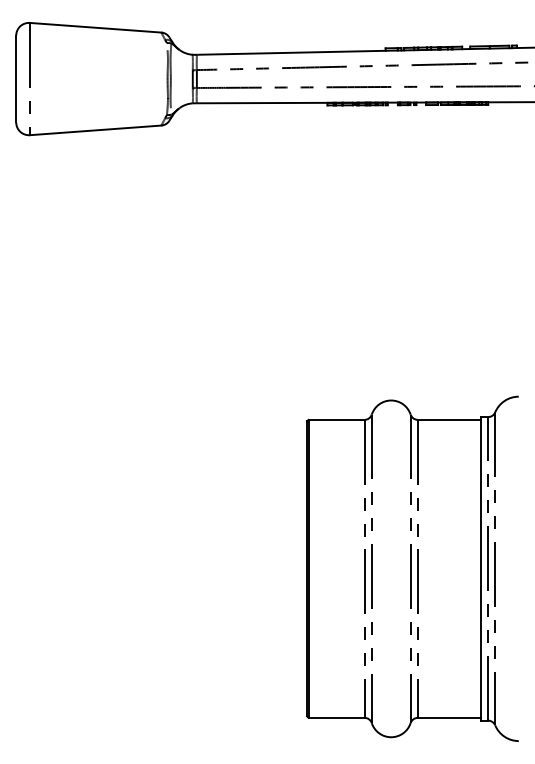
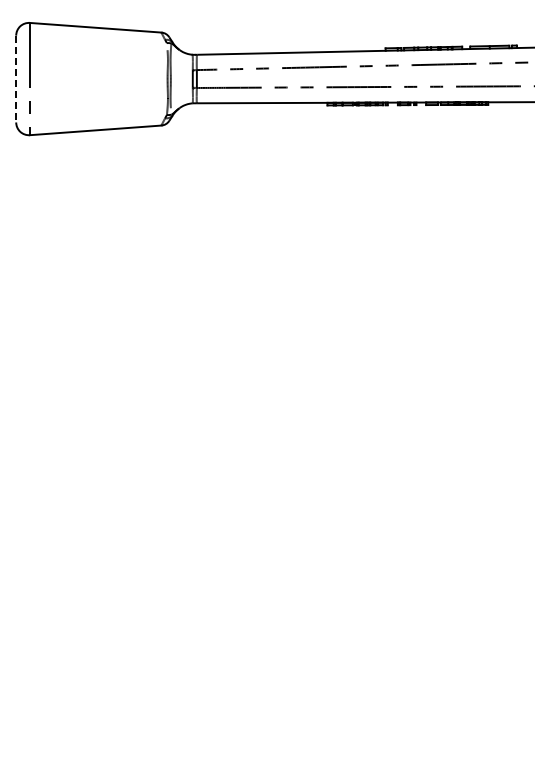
line: solid -> dashed (16, 79)
part: present -> none (412, 568)
